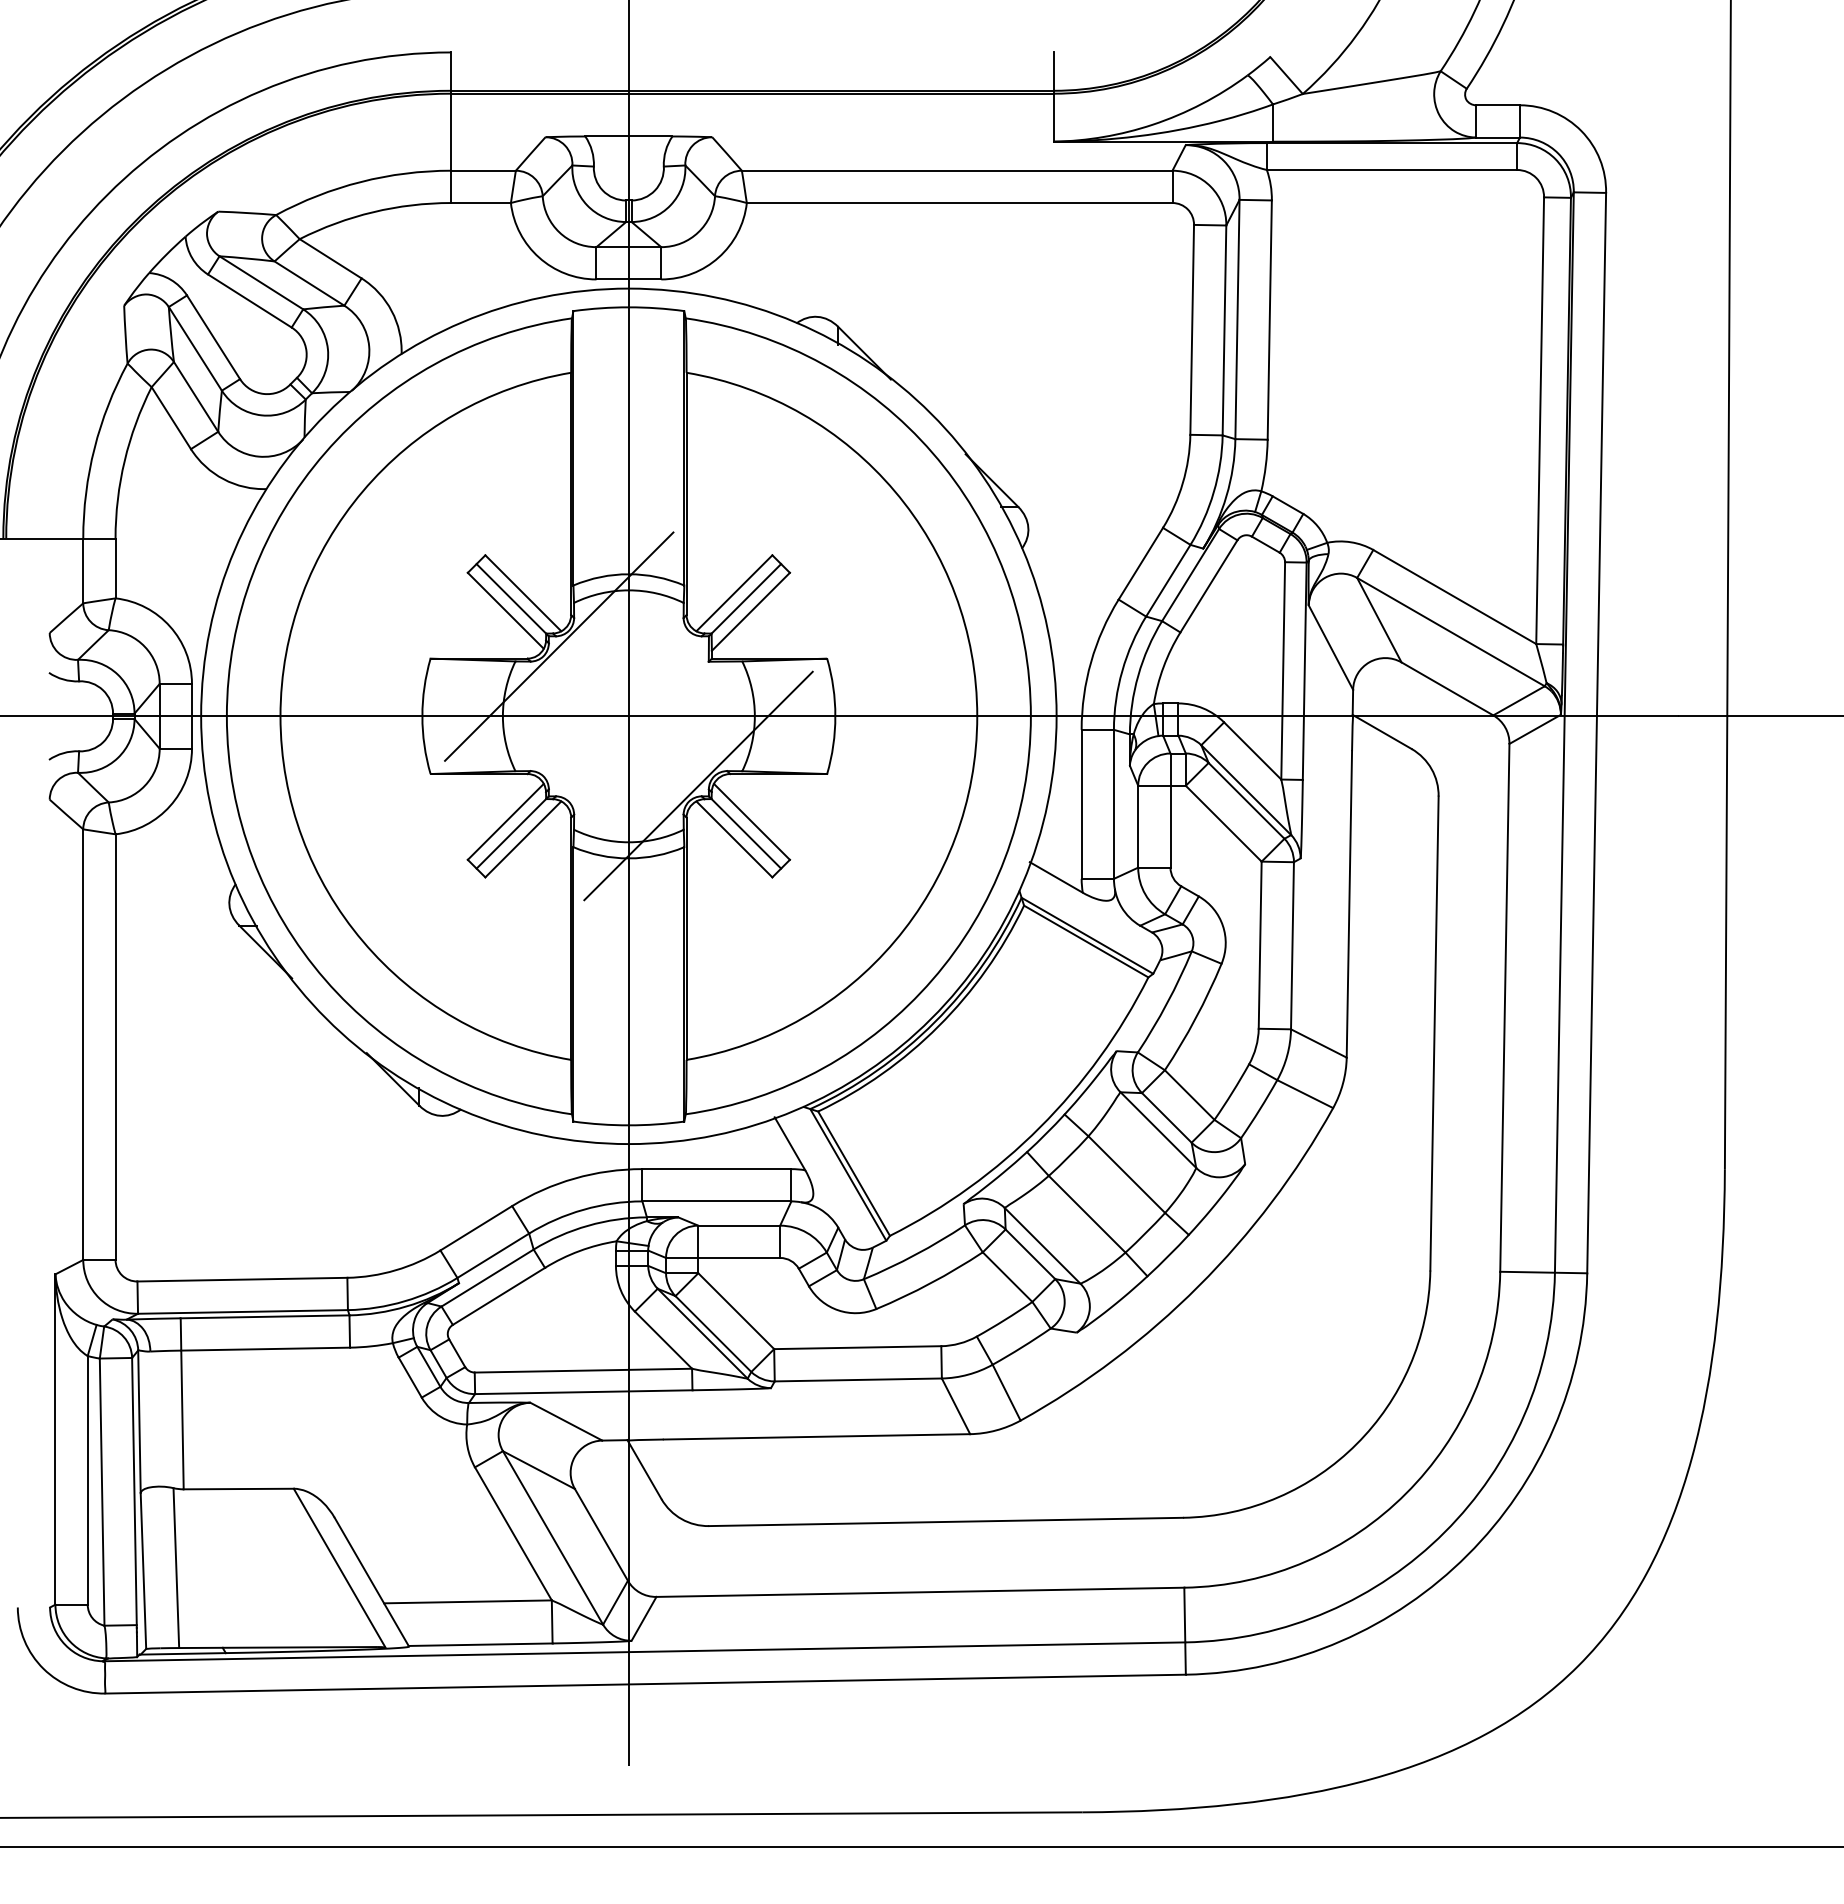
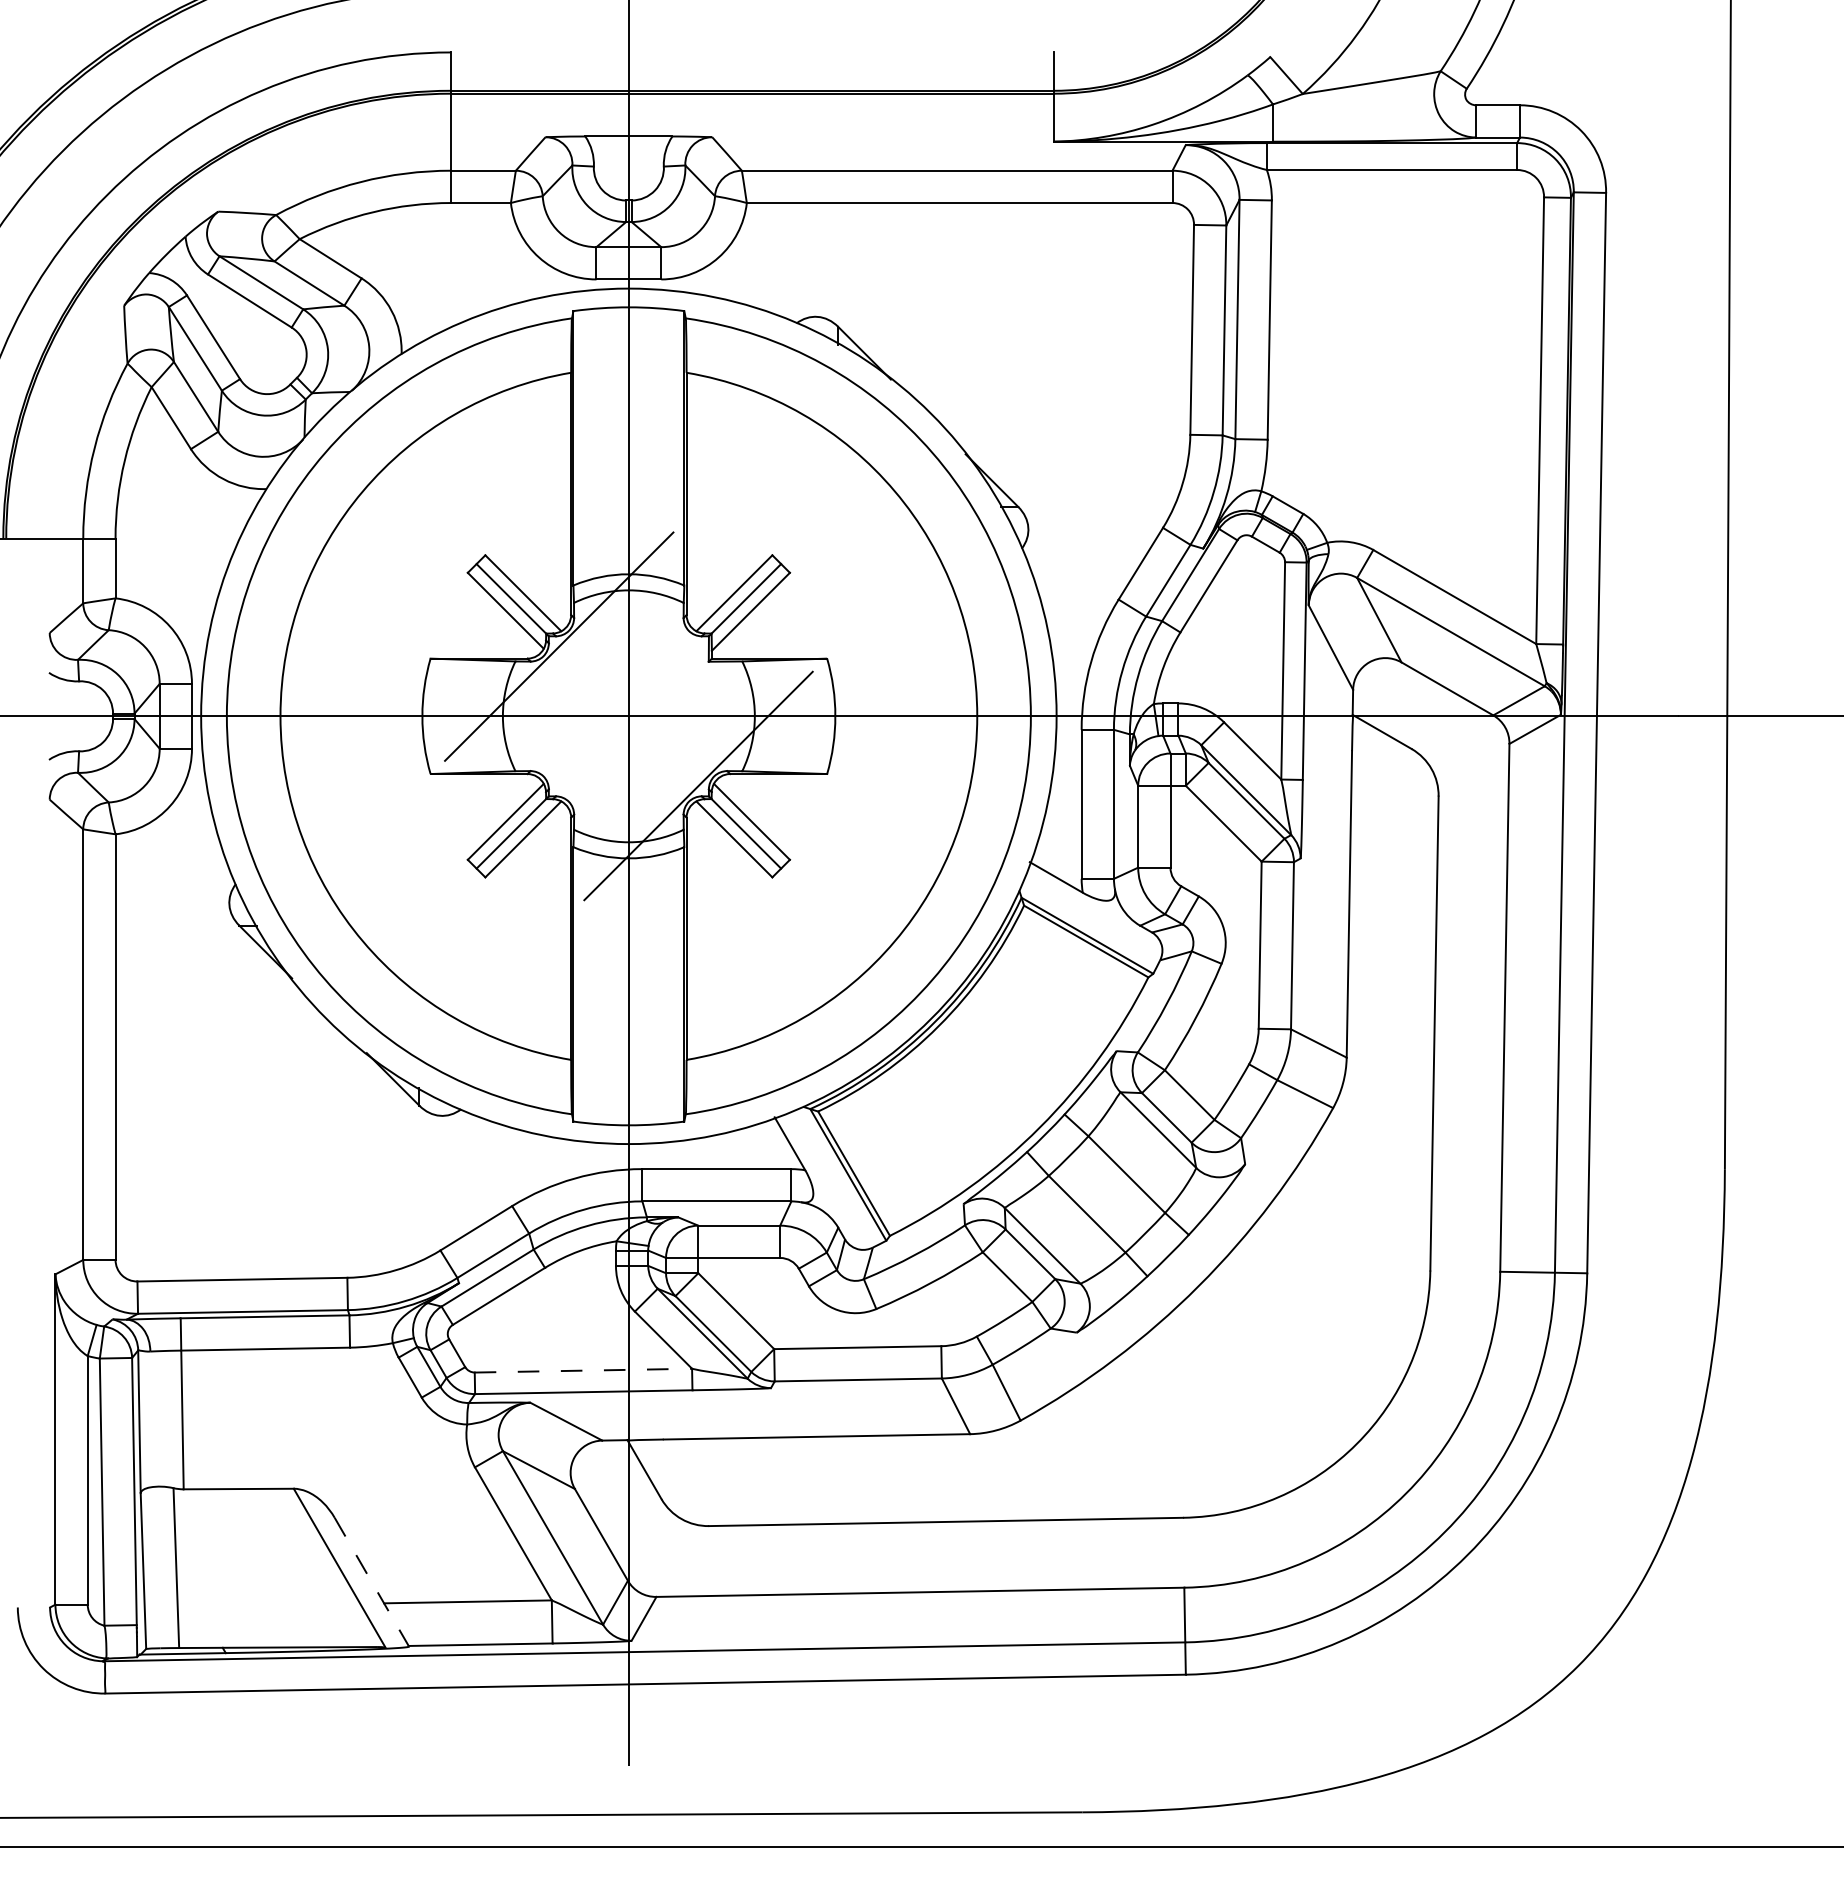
line: solid -> dashed (583, 1370)
line: solid -> dashed (371, 1581)
